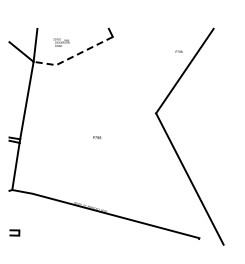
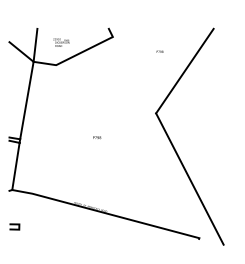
text position: (178, 51) -> (159, 51) (159, 51)
line: dashed -> solid (73, 56)
line position: (14, 231) -> (14, 225) (14, 225)
